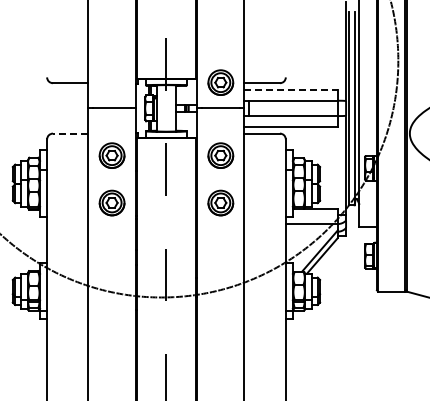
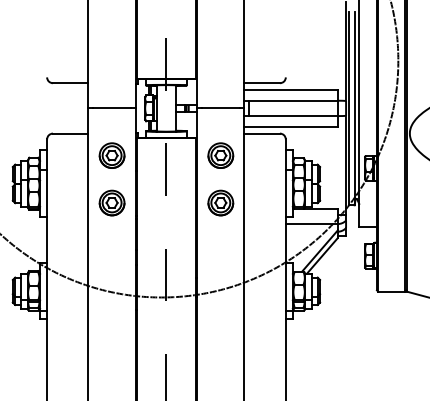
part: present -> none (220, 82)
line: dashed -> solid (291, 90)
line: dashed -> solid (70, 133)
